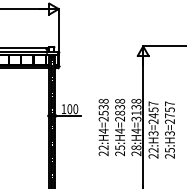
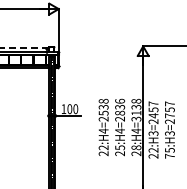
line: solid -> dashed (23, 47)
text: 25:H4=2838 -> 25:H4=2836 (119, 100)
text: 25:H3=2757 -> 75:H3=2757 (169, 155)
